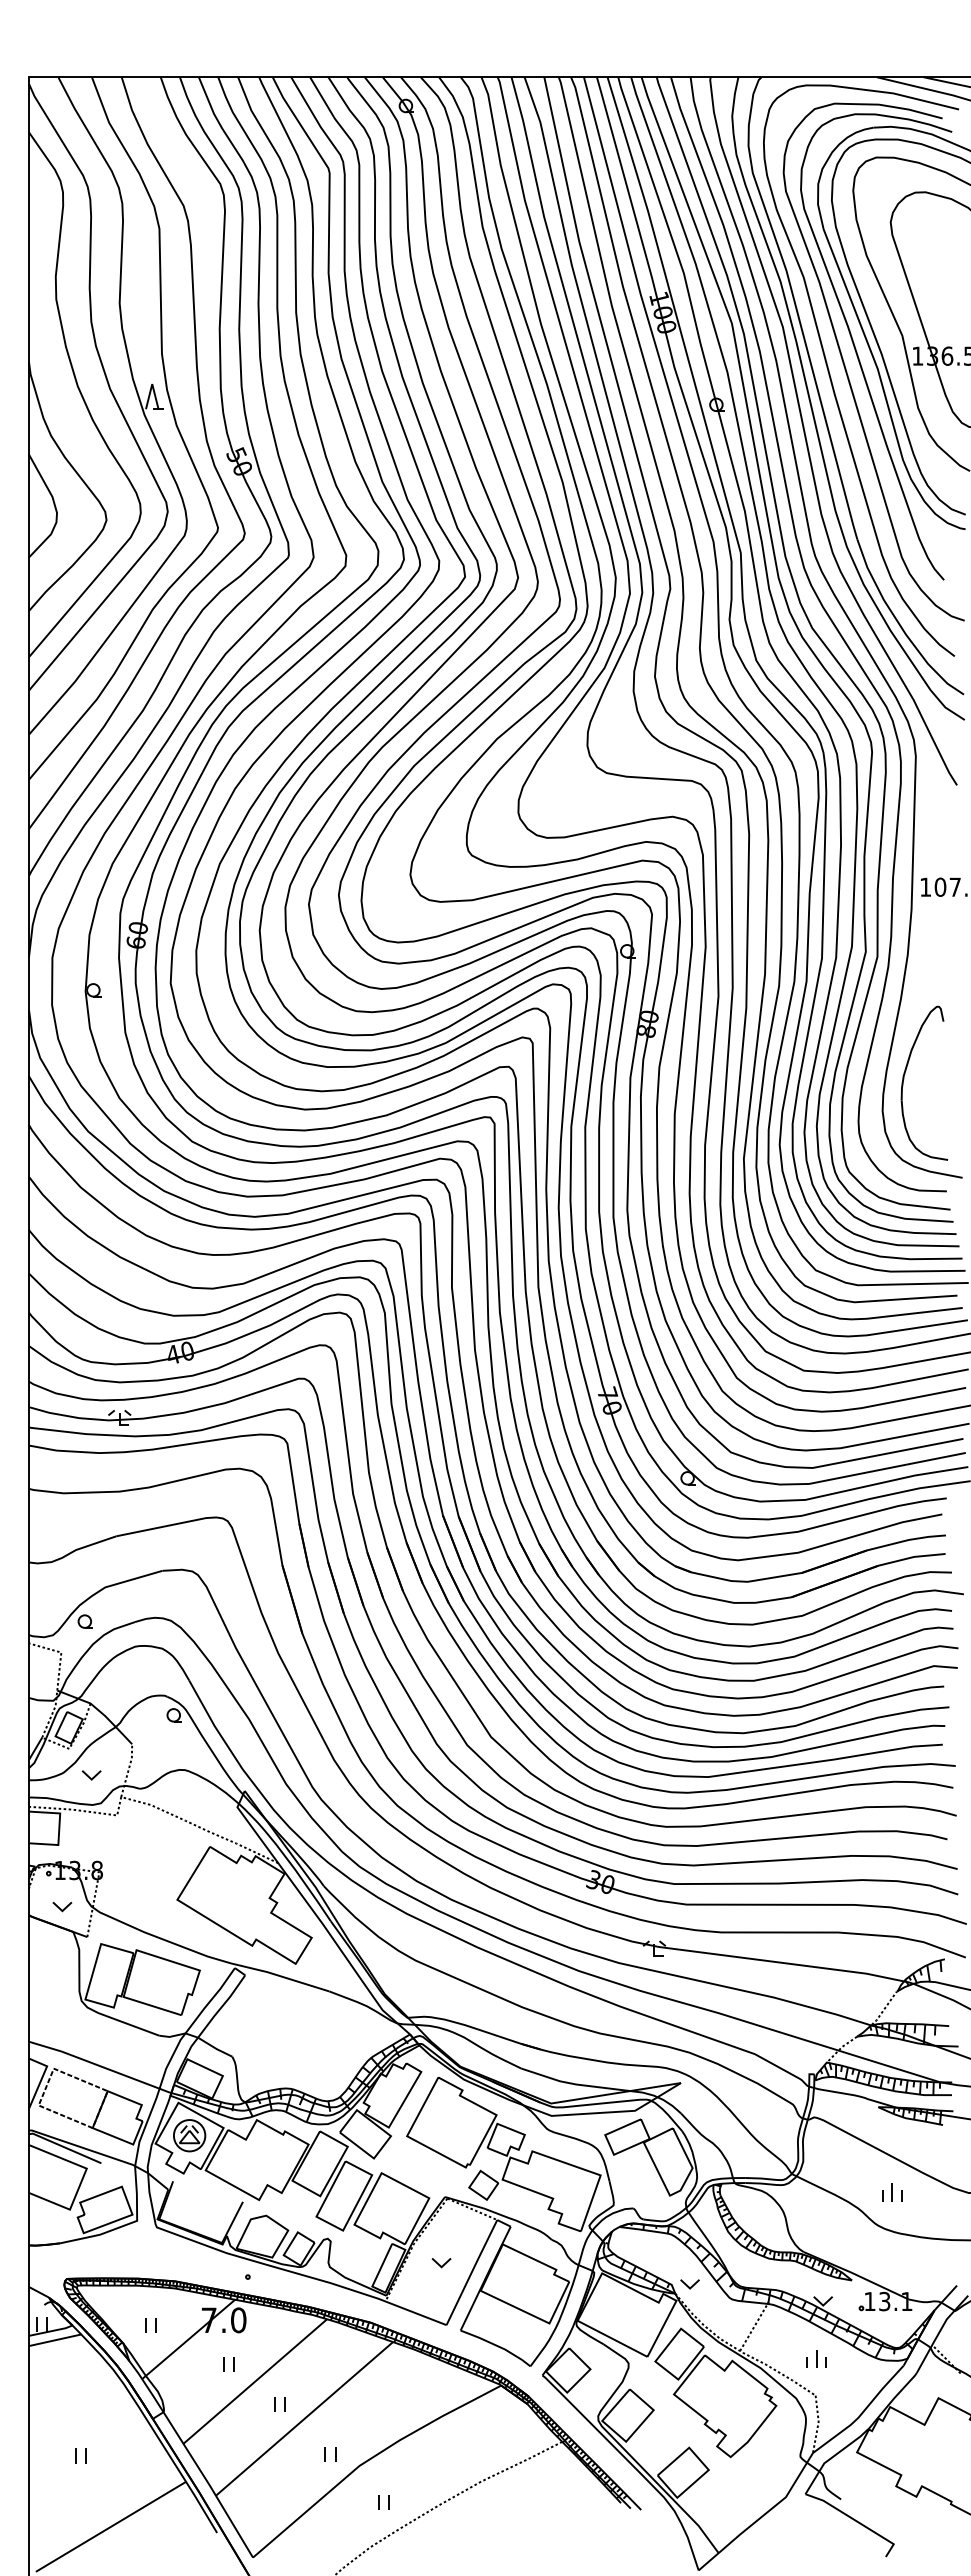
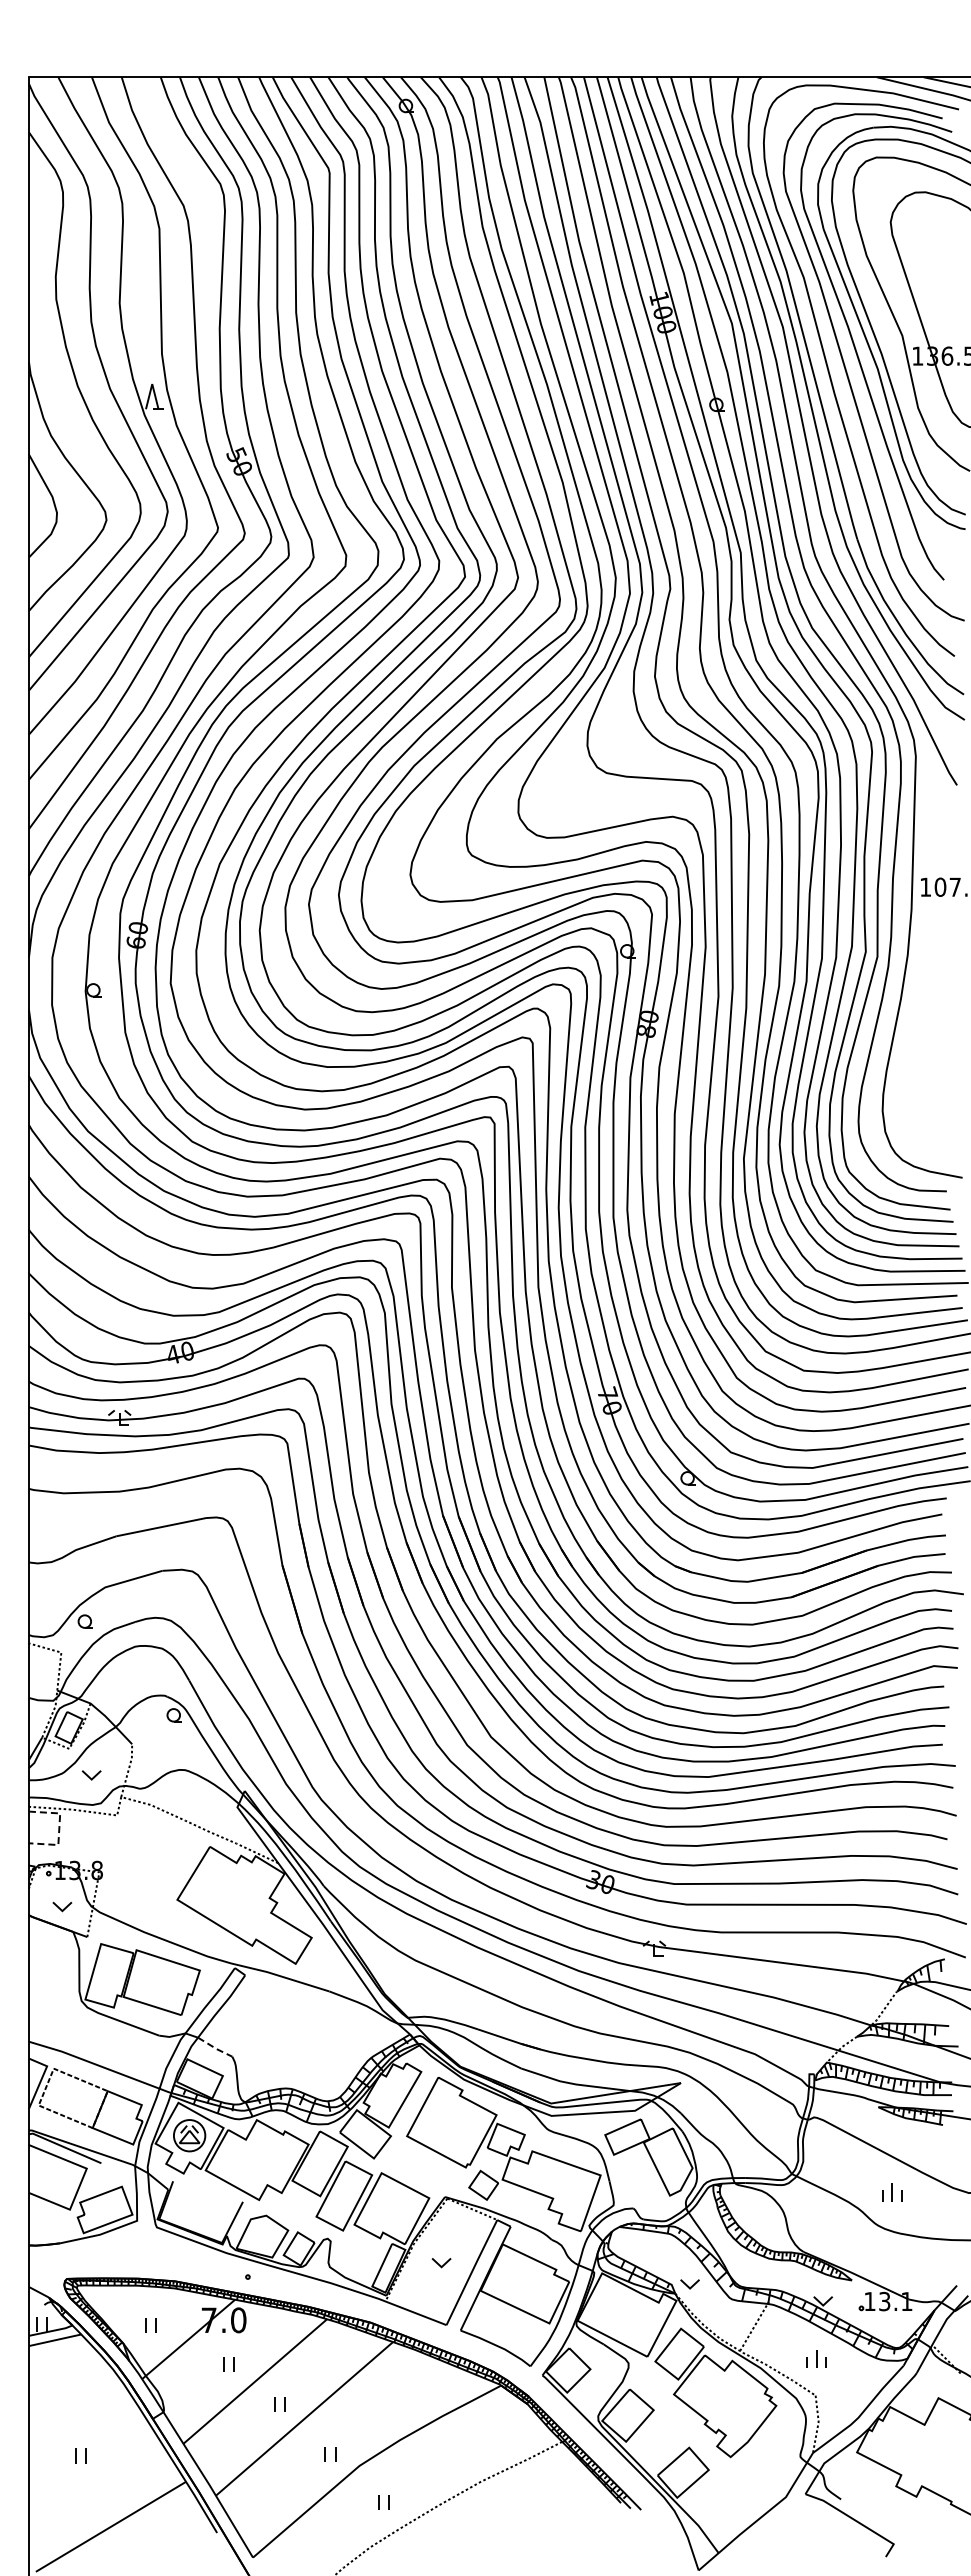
part: present -> none (904, 1079)
line: solid -> dashed (59, 1828)
line: solid -> dashed (215, 2048)
